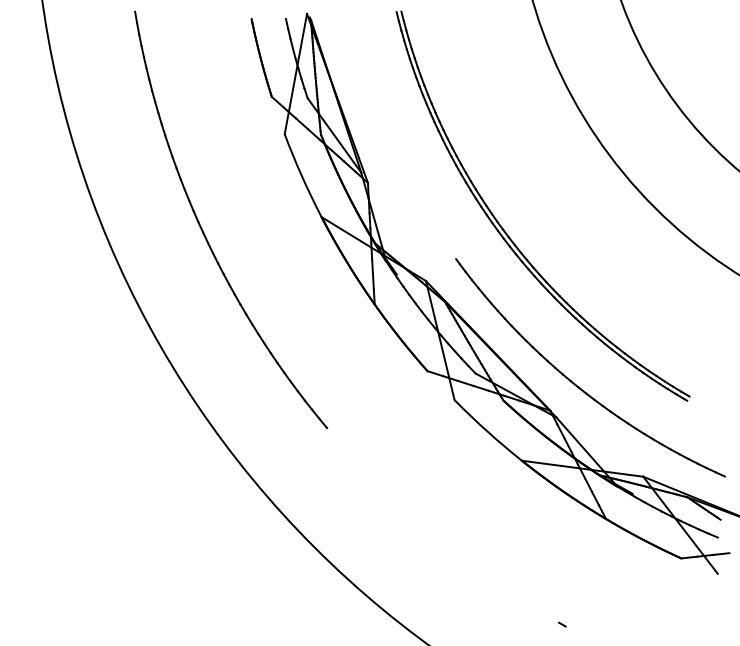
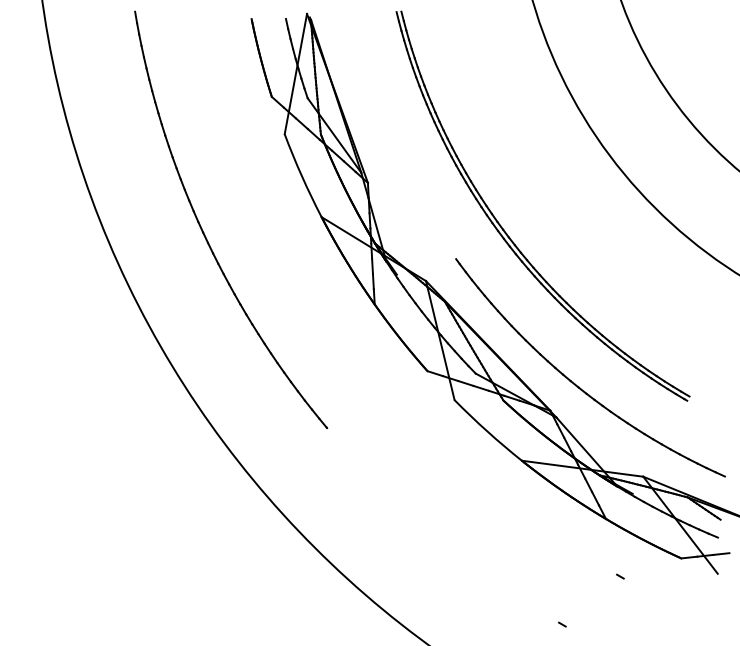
line: none -> present (620, 576)
